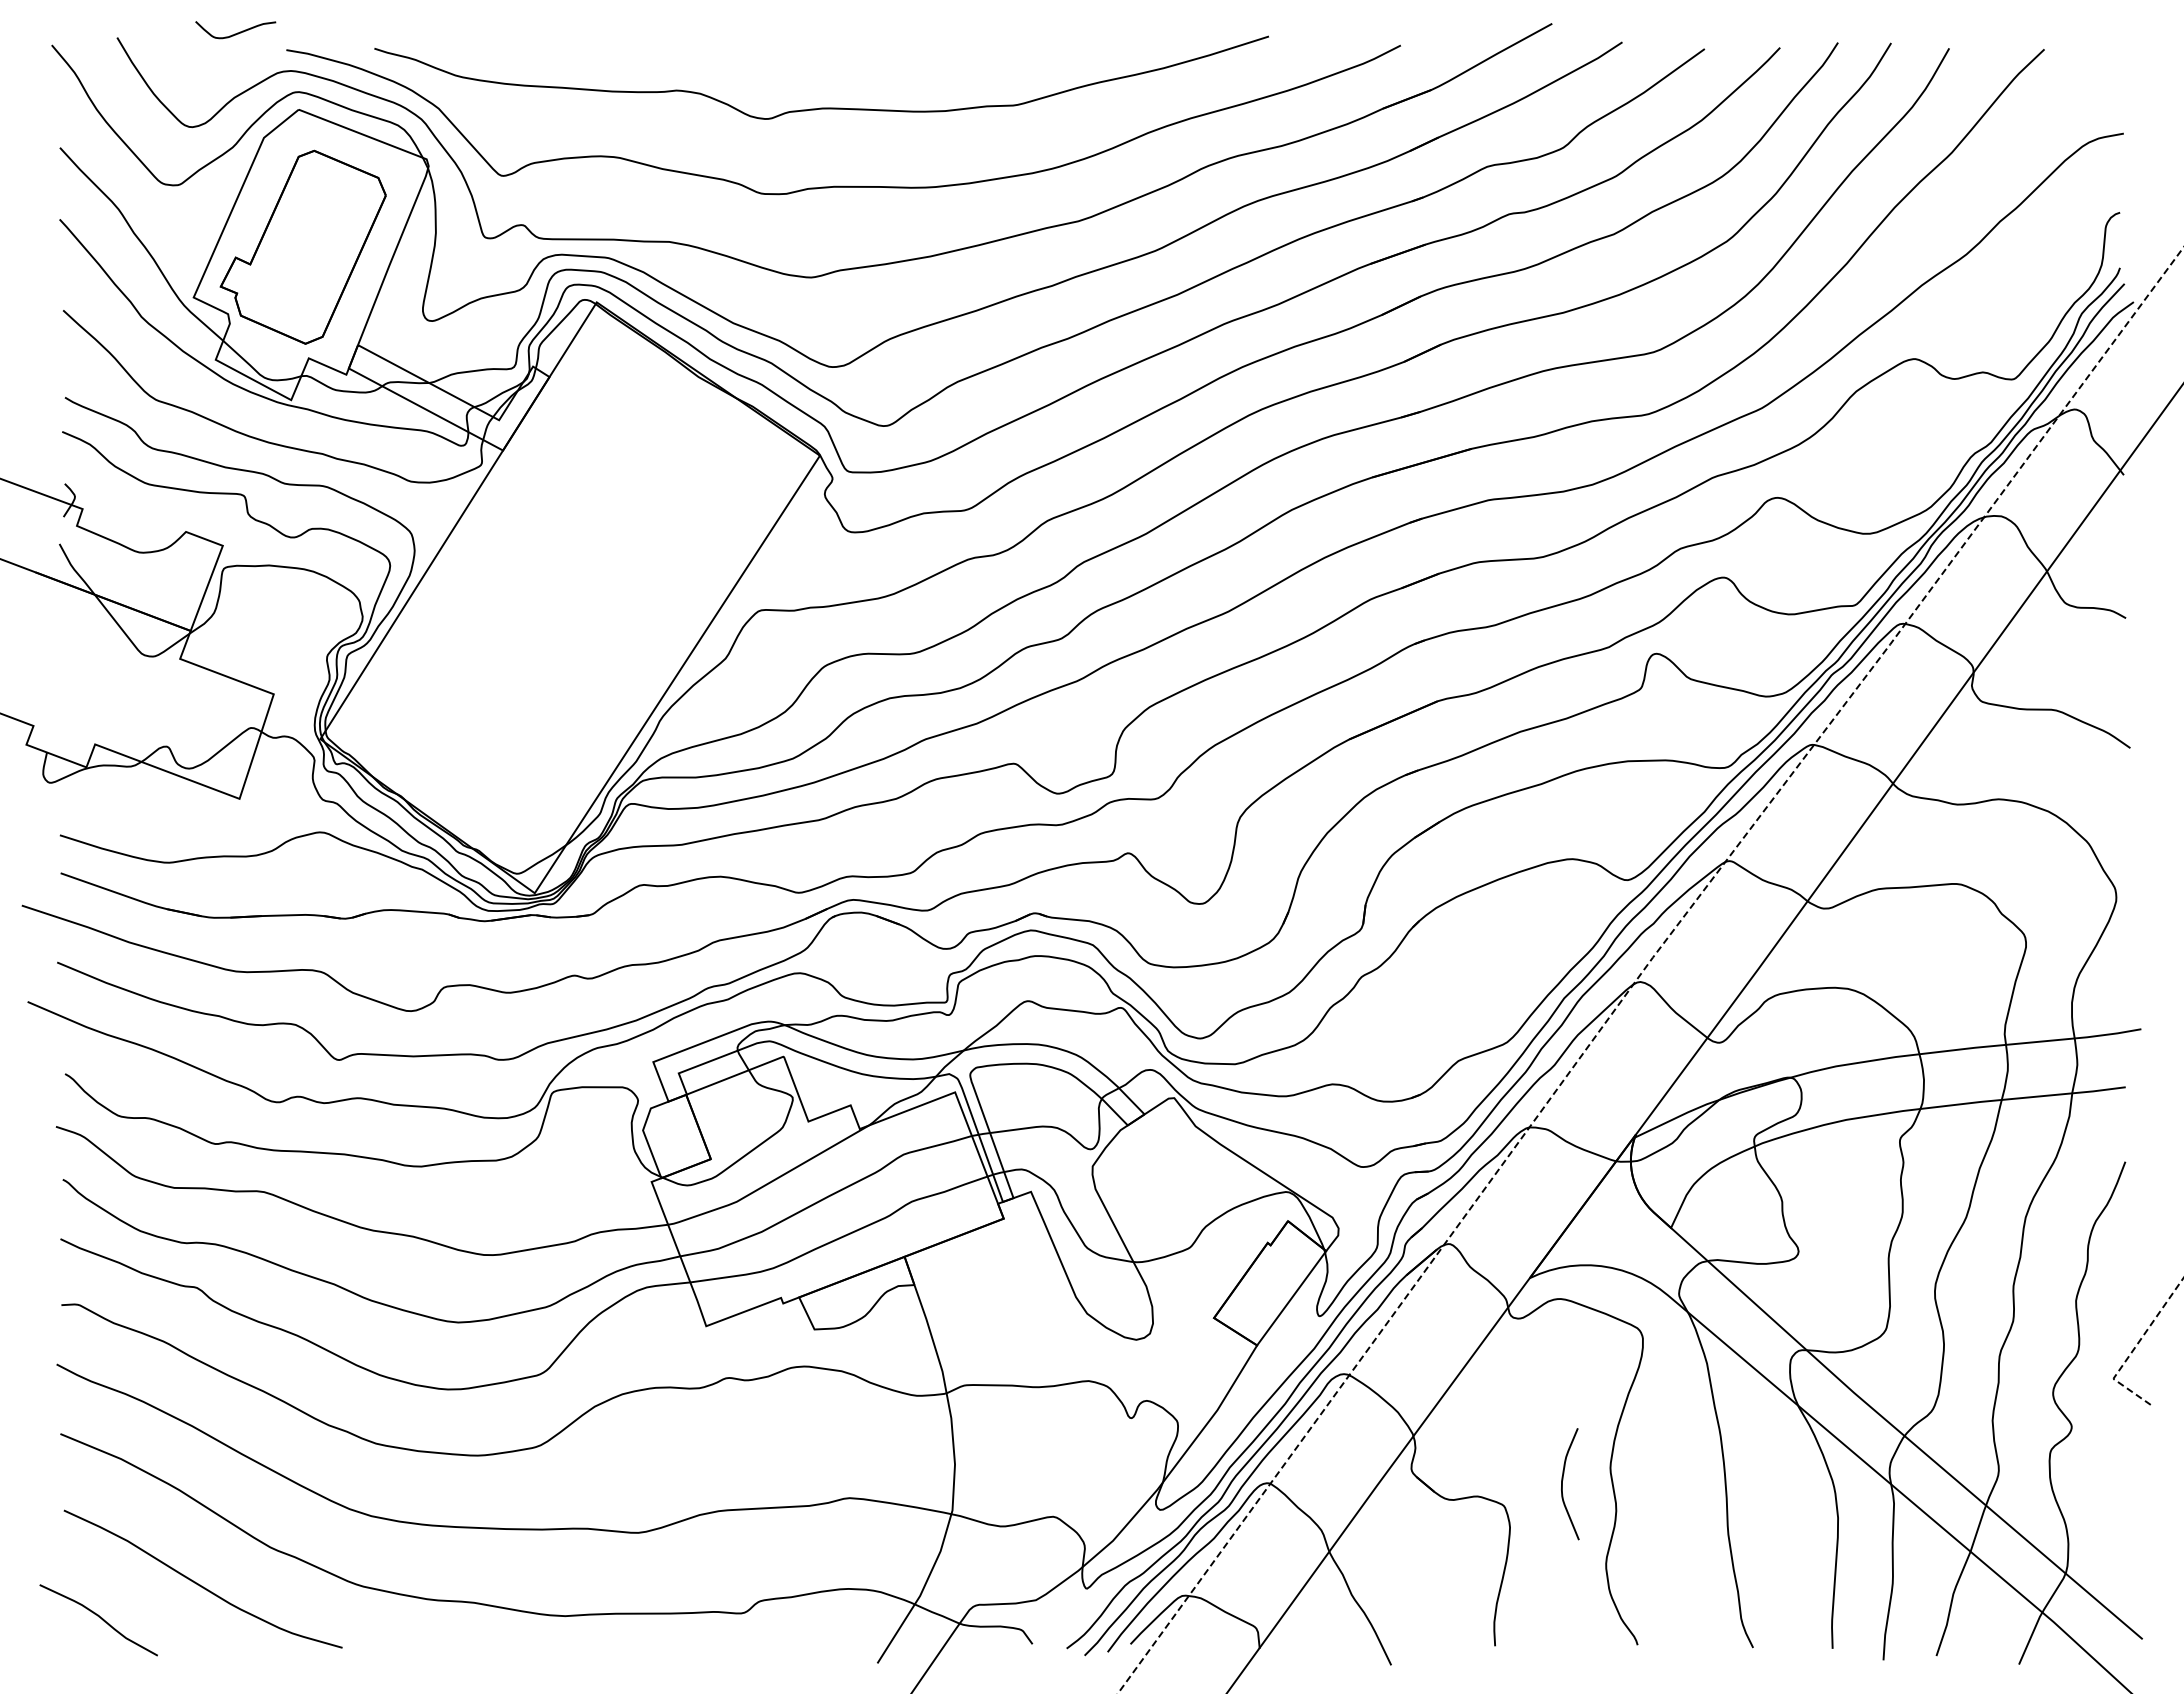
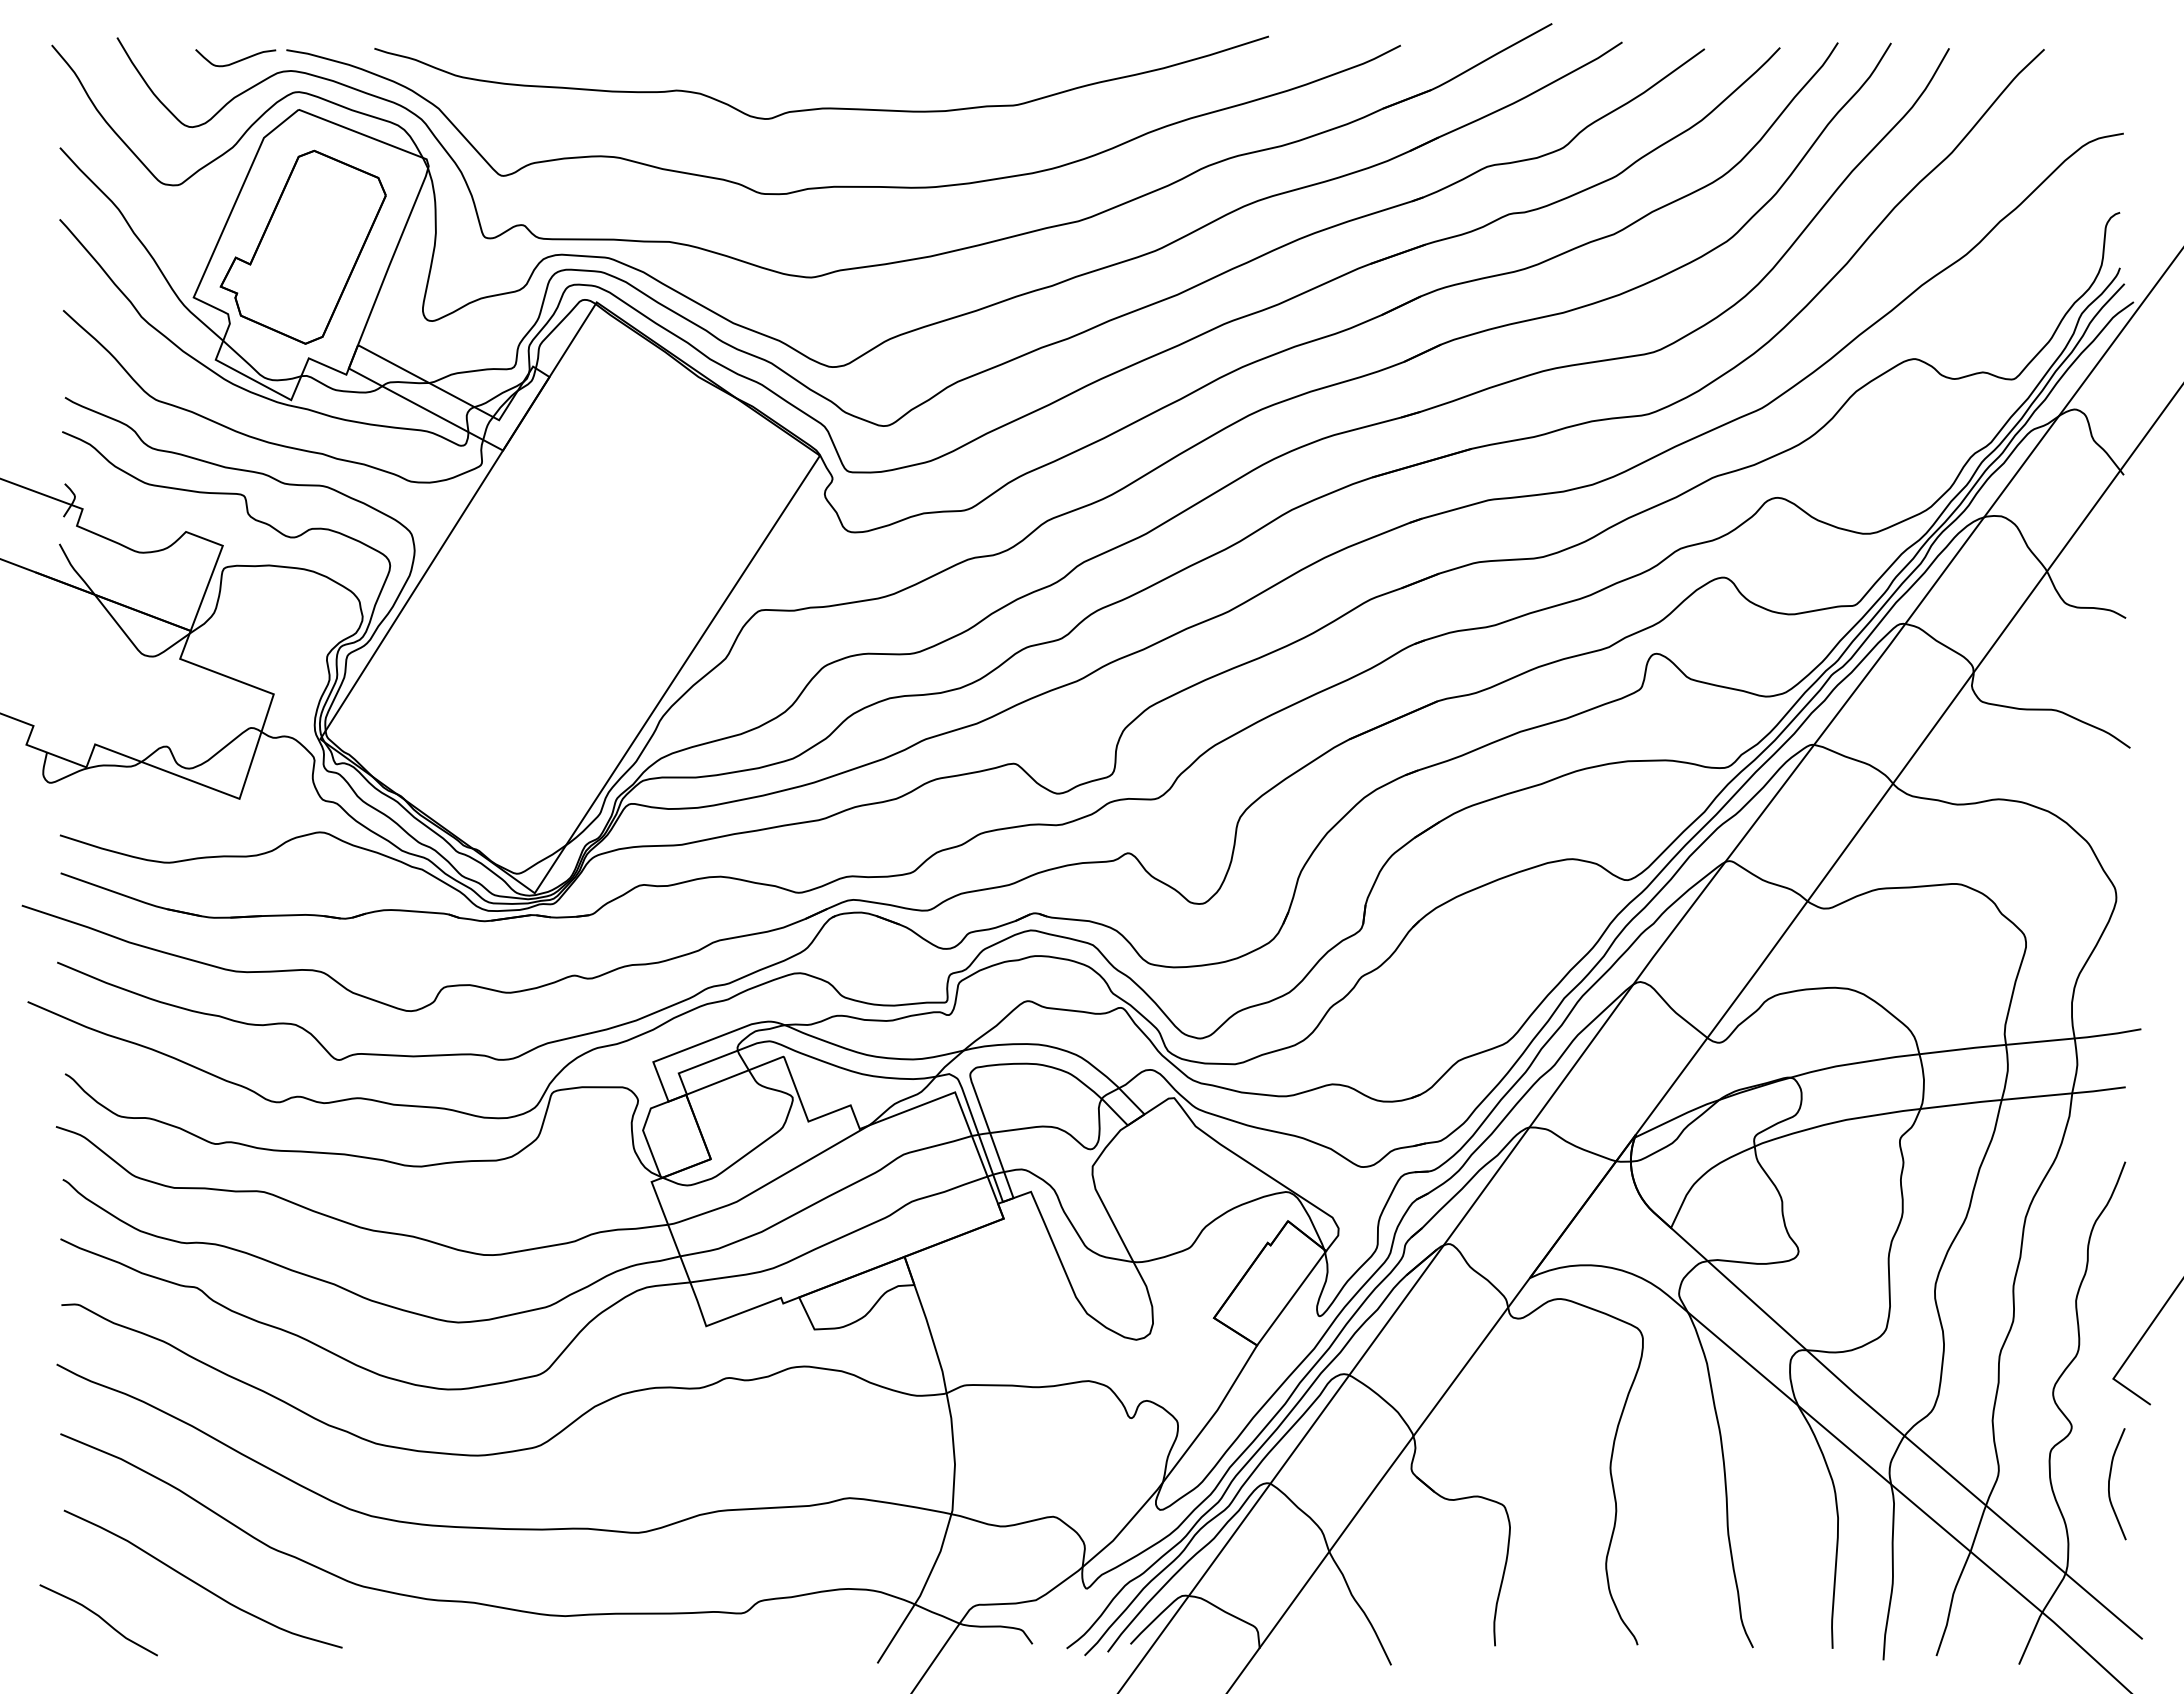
curve position: (237, 32) -> (237, 60) (237, 60)
line: dashed -> solid (1647, 965)
line: dashed -> solid (2135, 1347)
curve position: (1562, 1484) -> (2109, 1484) (2109, 1484)
